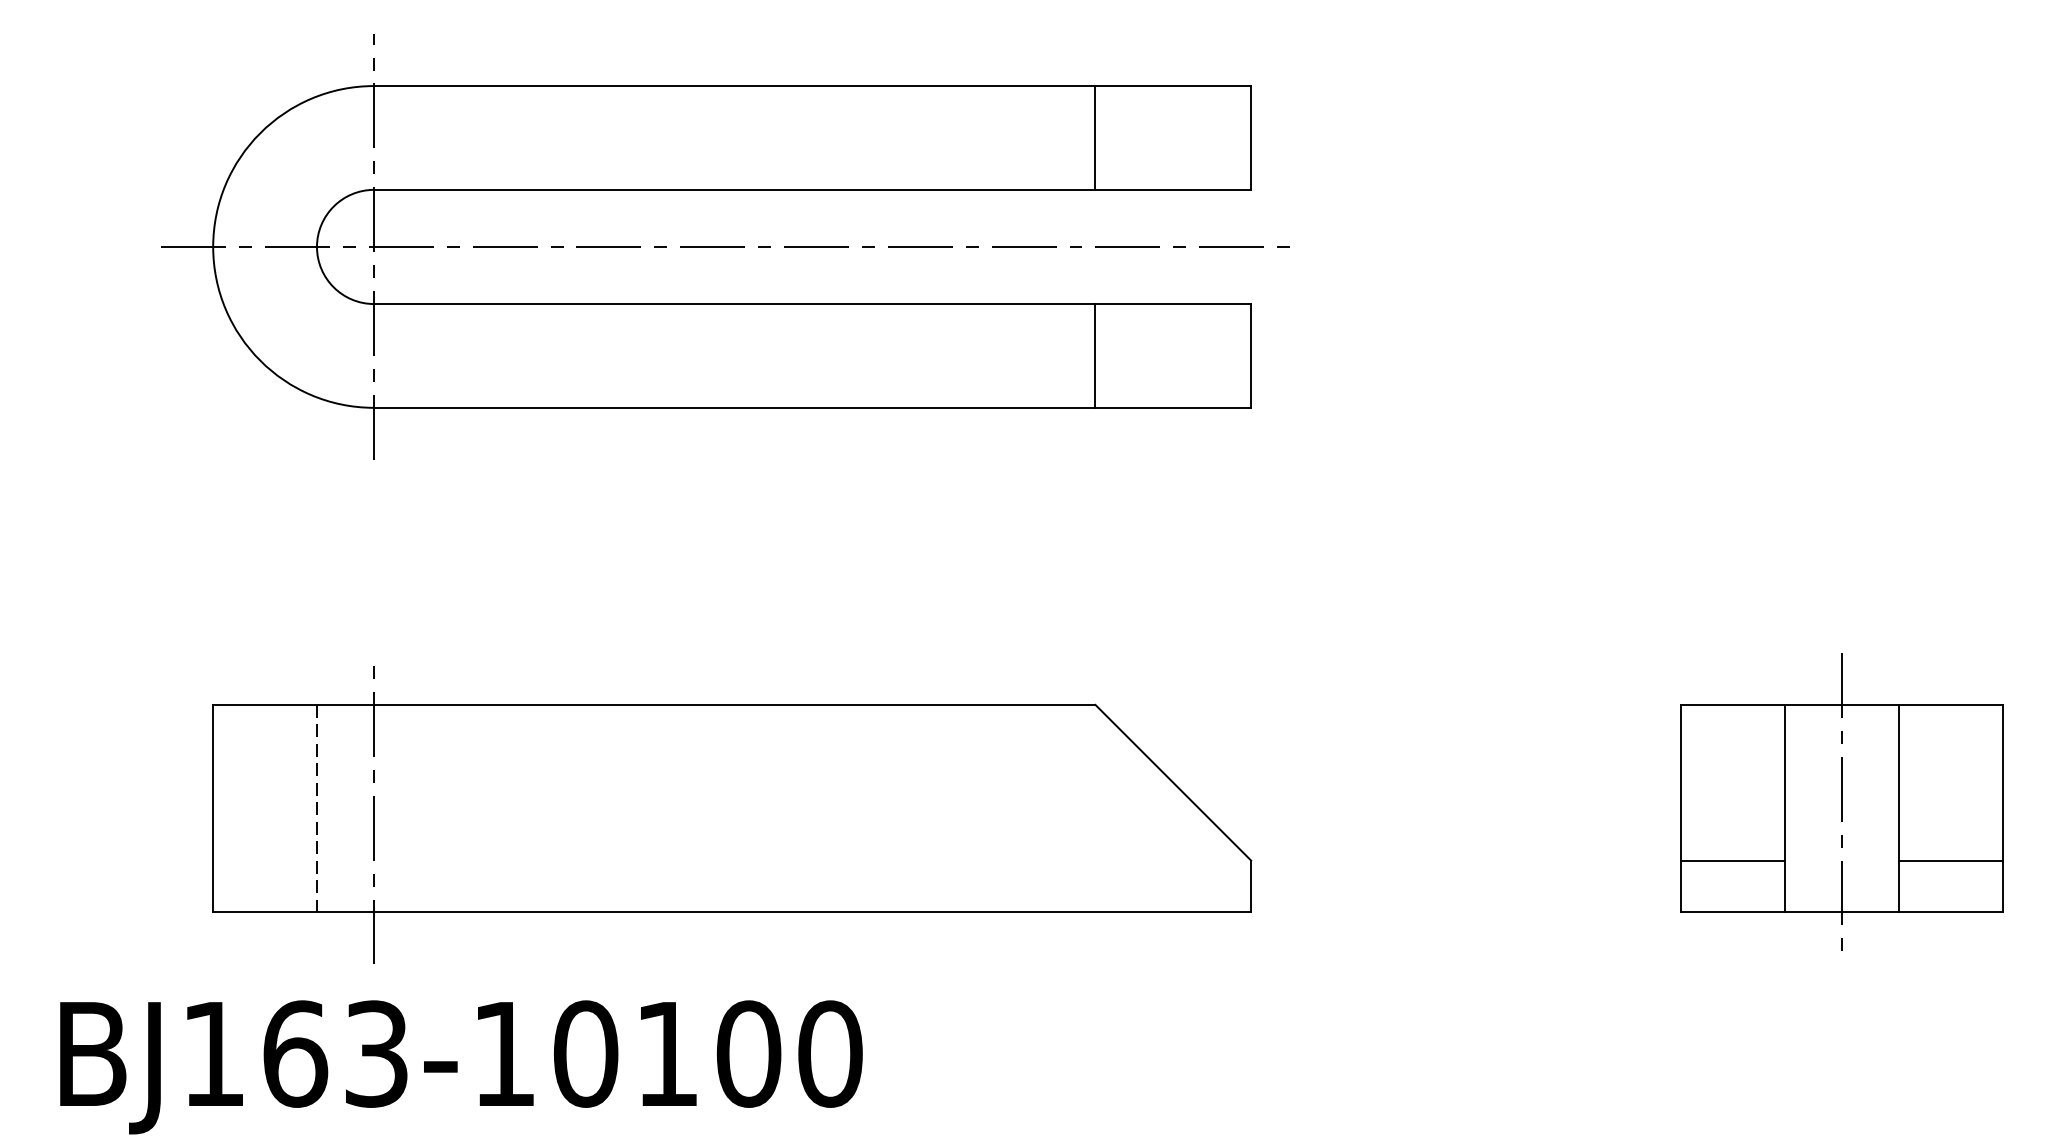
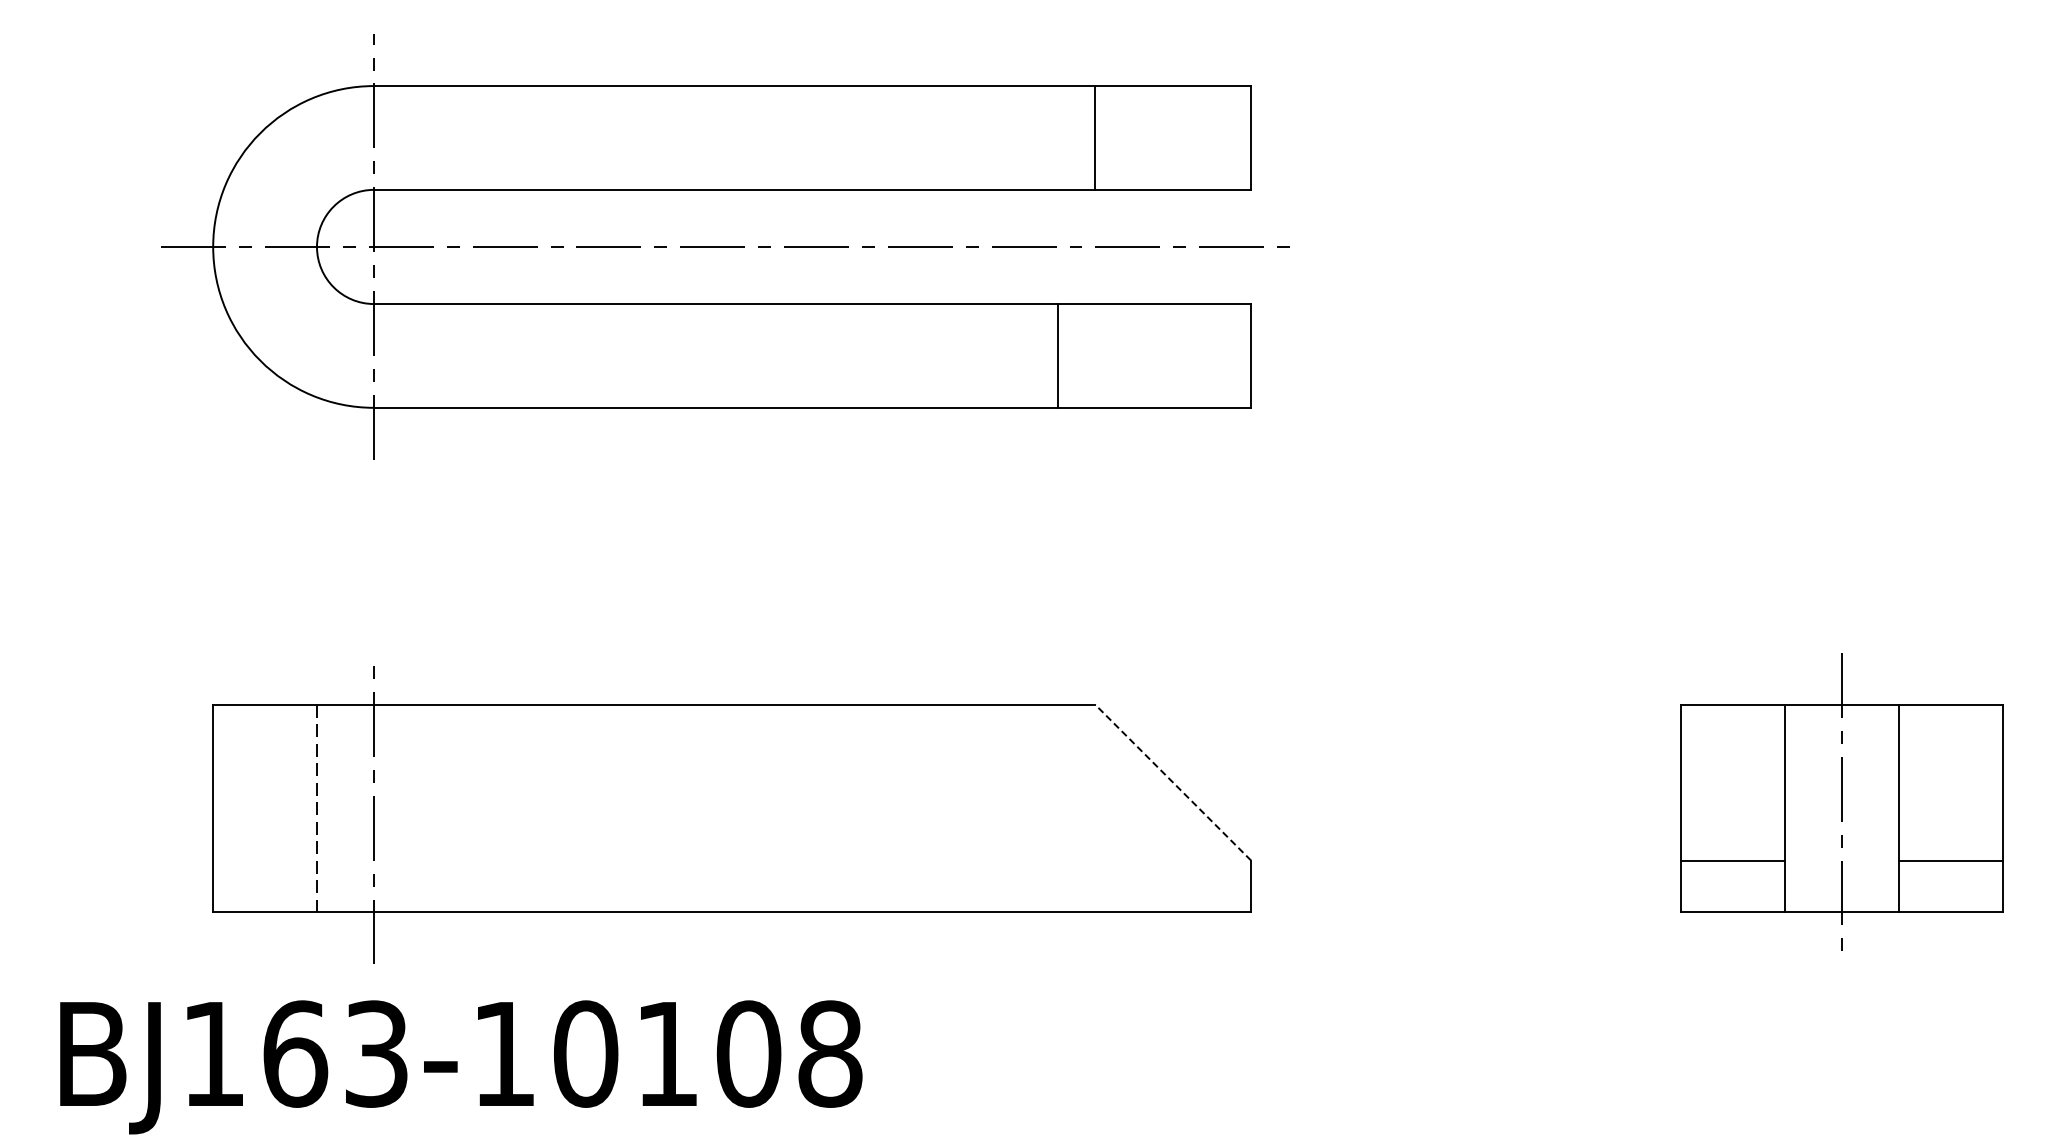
line position: (1095, 355) -> (1058, 355) (1058, 355)
line: solid -> dashed (1172, 782)
text: BJ163-10100 -> BJ163-10108 (830, 1053)
